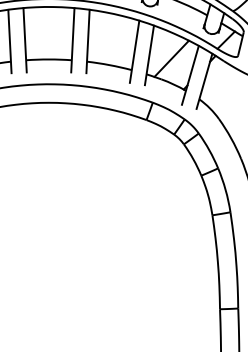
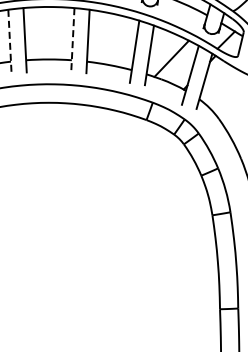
line: solid -> dashed (72, 40)
line: solid -> dashed (9, 41)
